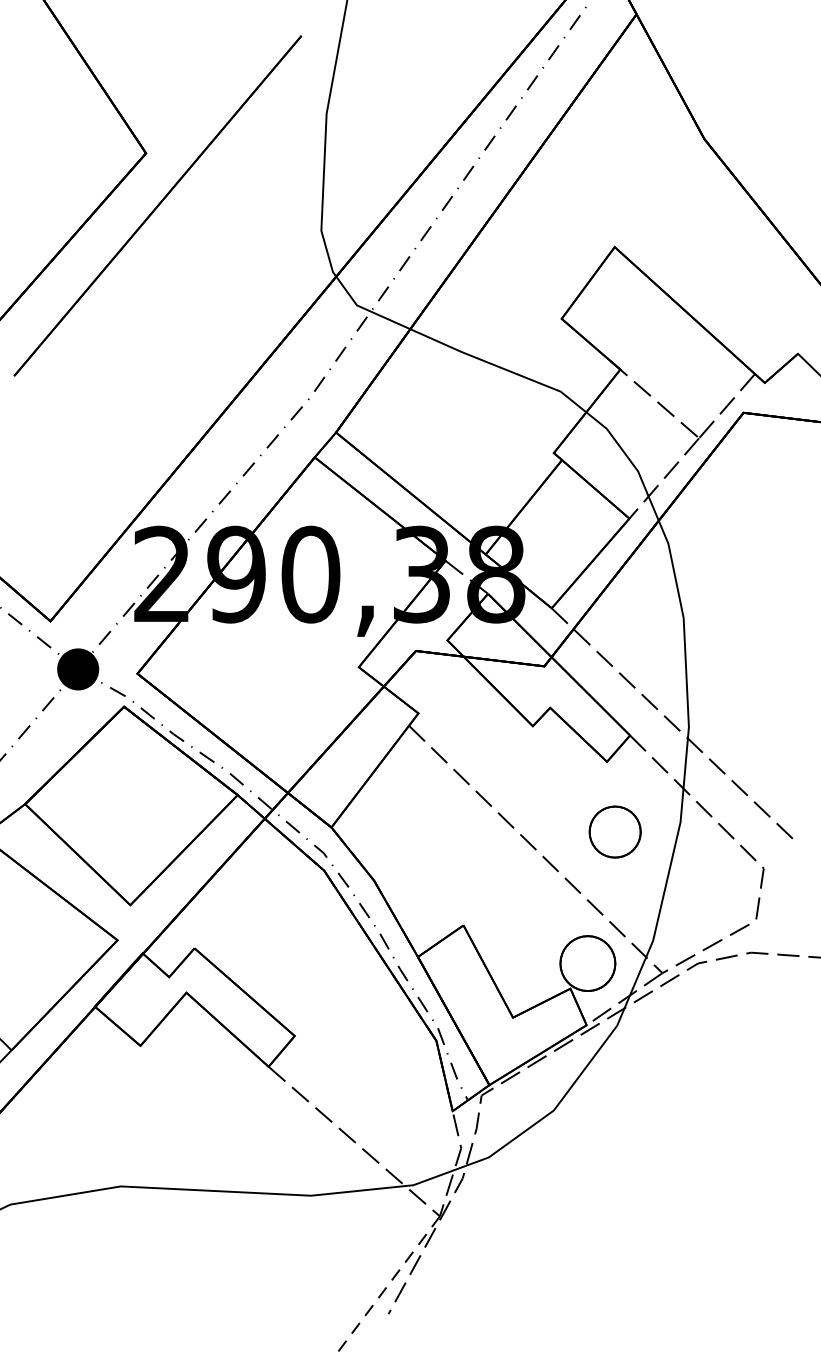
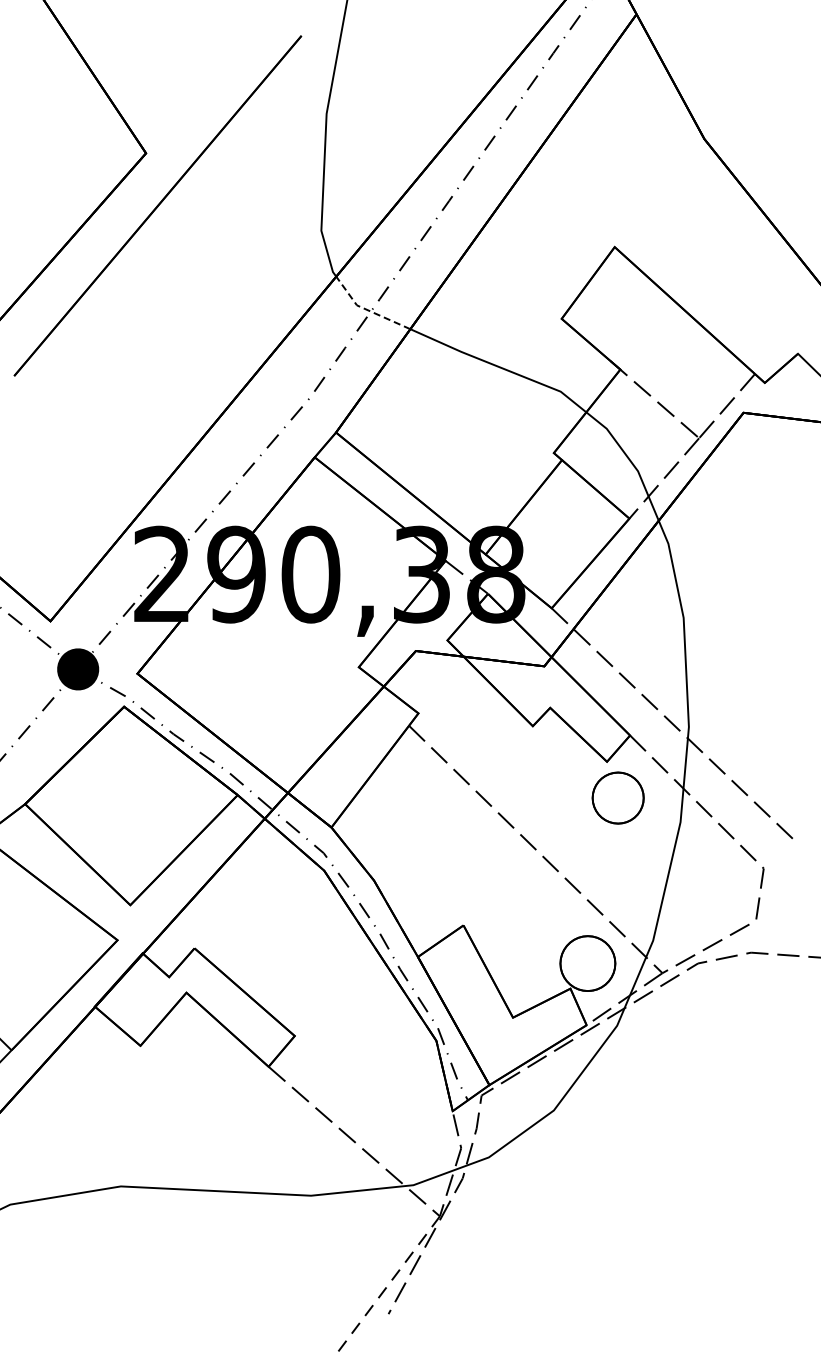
line: solid -> dashed (366, 309)
part position: (614, 831) -> (617, 797) (617, 797)
